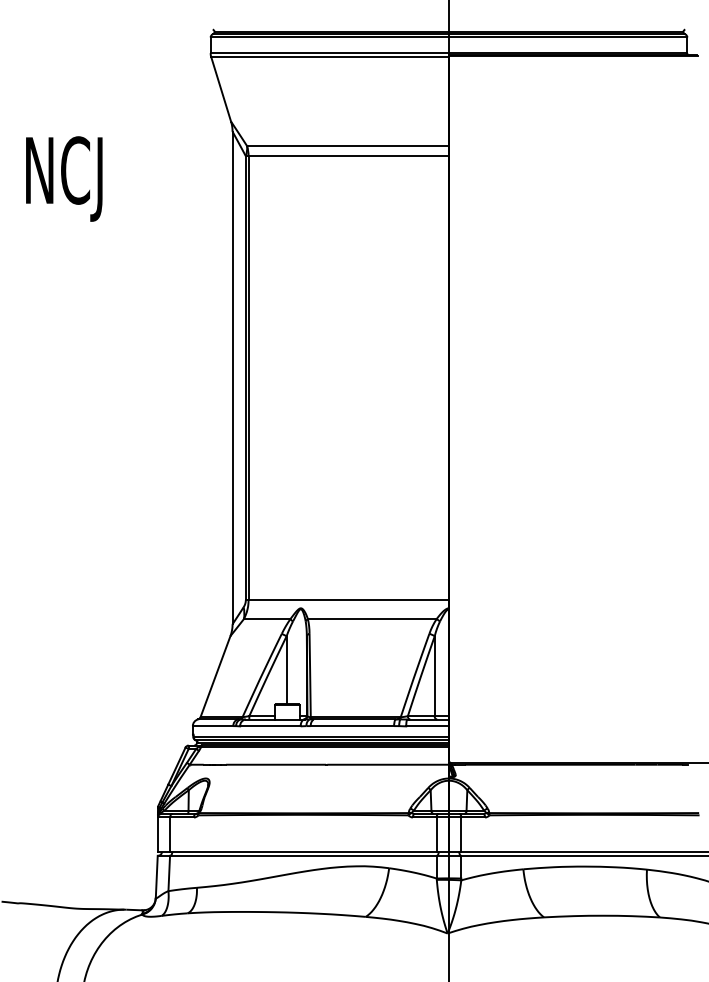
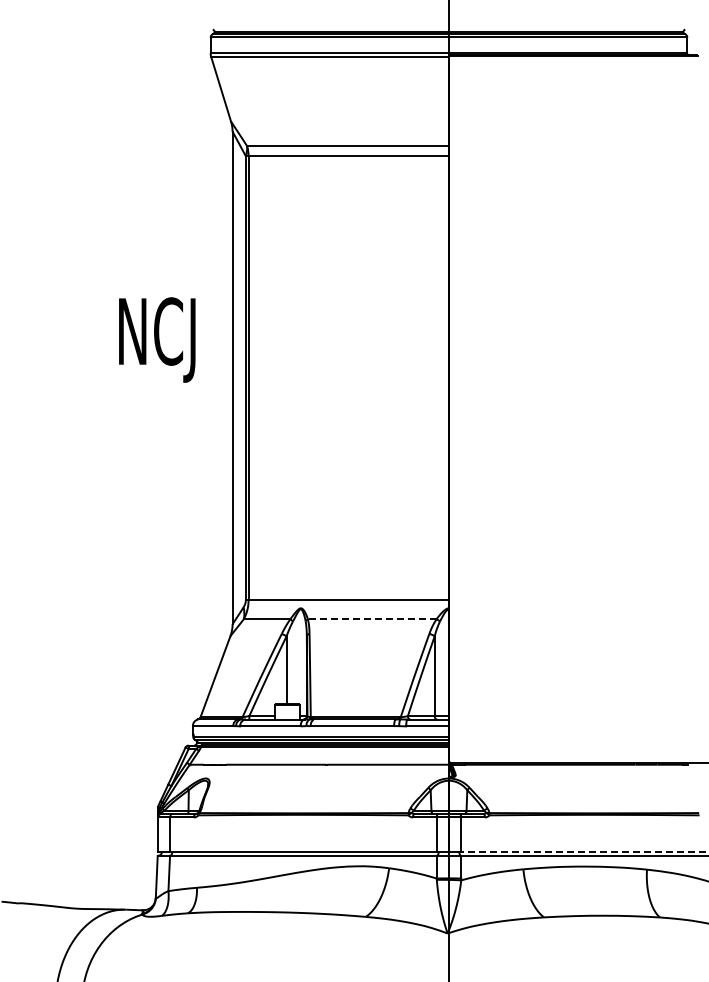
text position: (64, 178) -> (157, 339) (157, 339)
line: solid -> dashed (371, 619)
line: solid -> dashed (585, 851)
